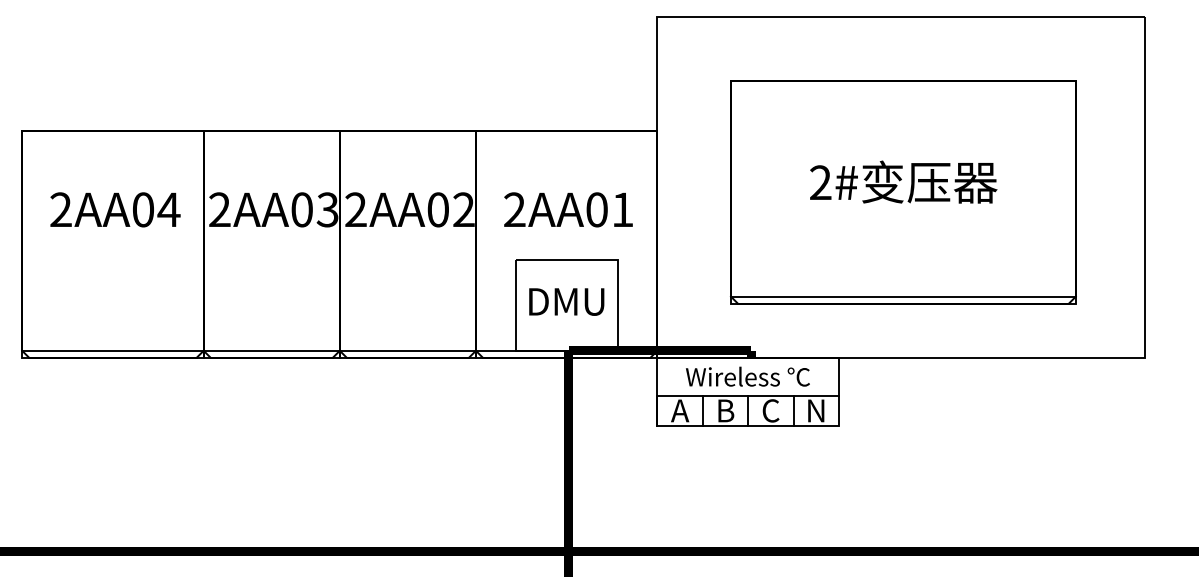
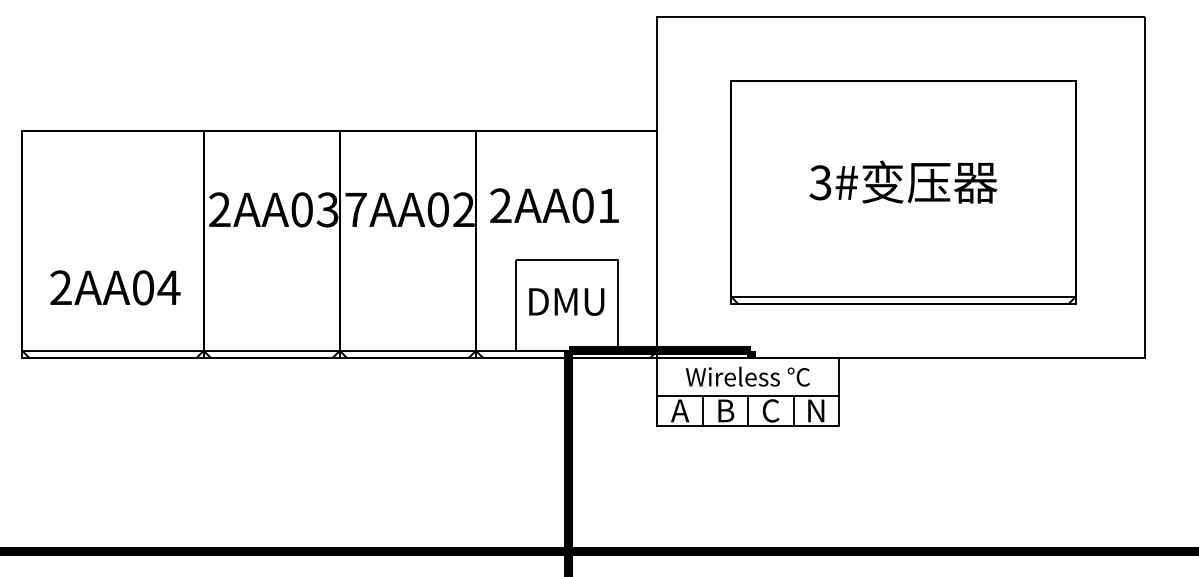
text: 2# -> 3# (820, 183)
text position: (115, 209) -> (115, 287) (115, 287)
text: 2AA02 -> 7AA02 (355, 209)
text position: (568, 209) -> (554, 205) (554, 205)
